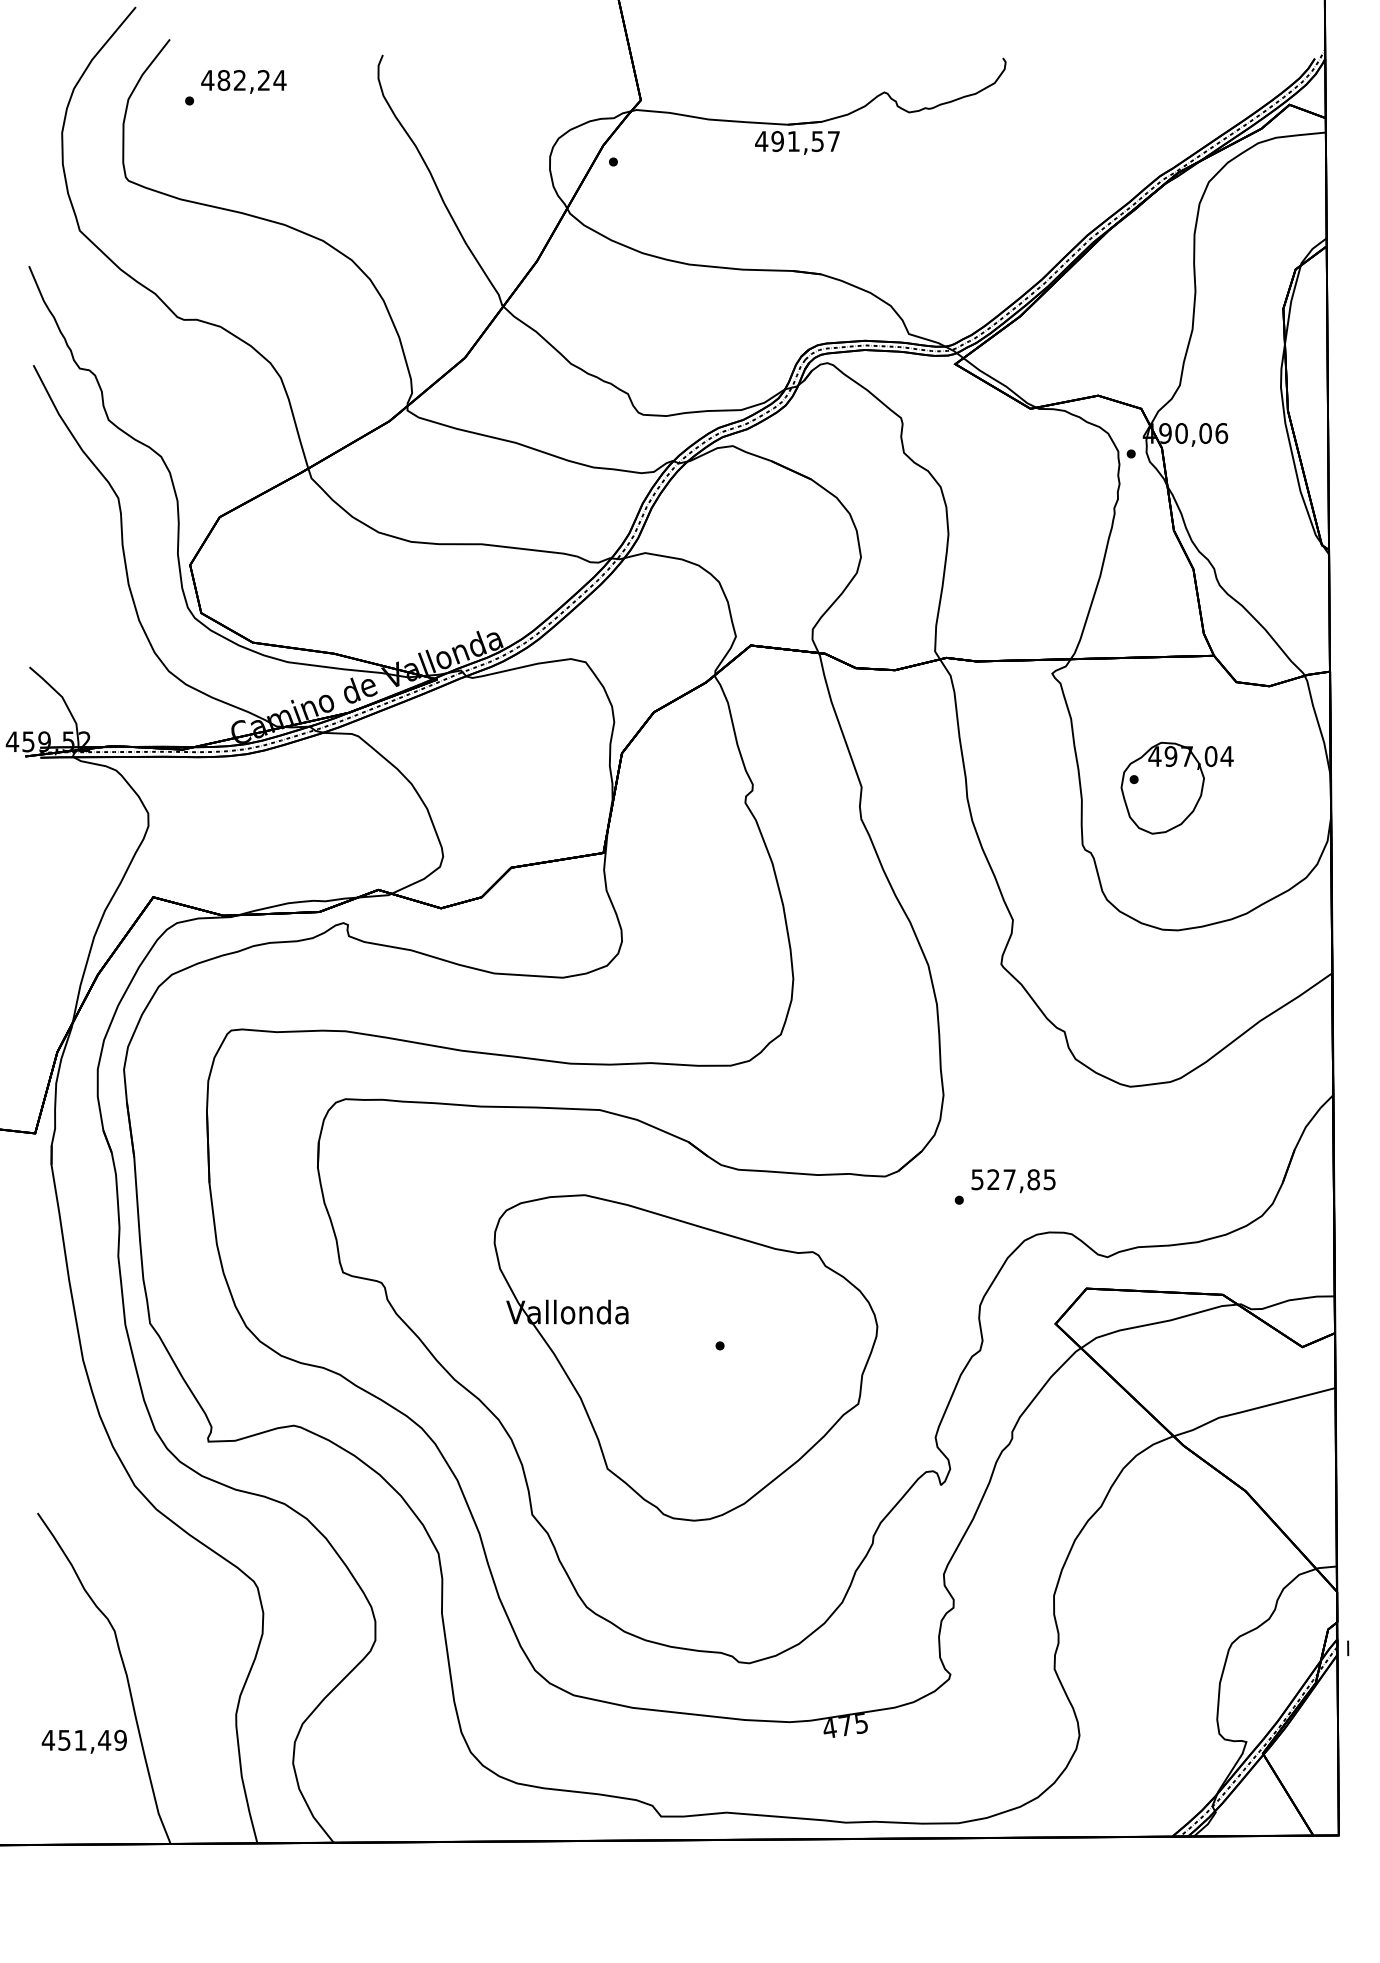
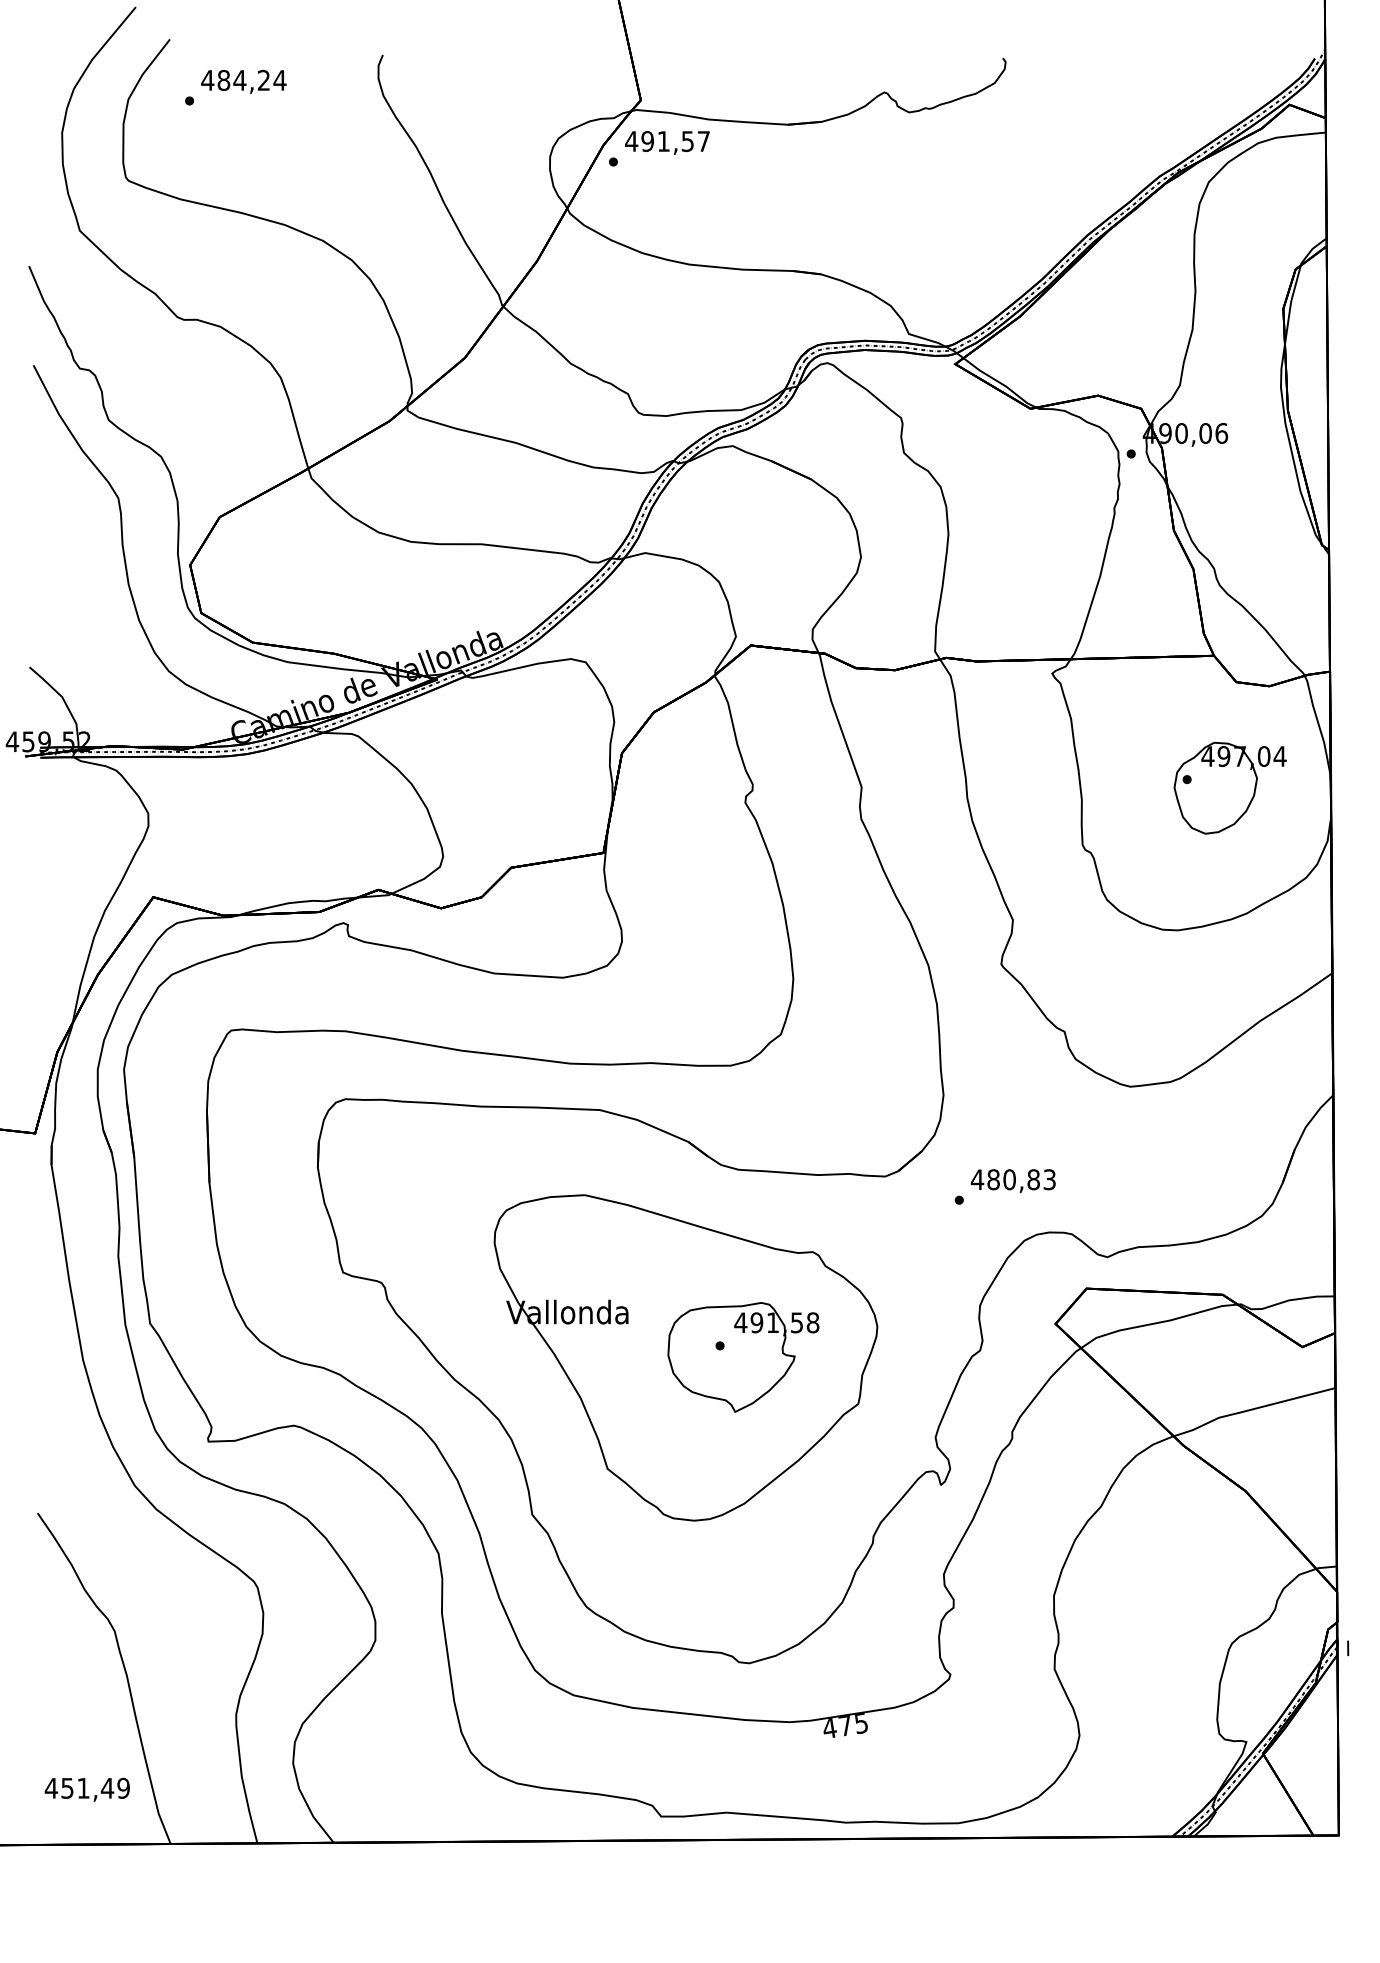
text: 482,24 -> 484,24 (239, 80)
text position: (797, 142) -> (667, 142) (667, 142)
part position: (1176, 787) -> (1229, 787) (1229, 787)
text: 527,85 -> 480,83 (1012, 1179)
part: none -> present (743, 1357)
text position: (83, 1741) -> (86, 1789) (86, 1789)
